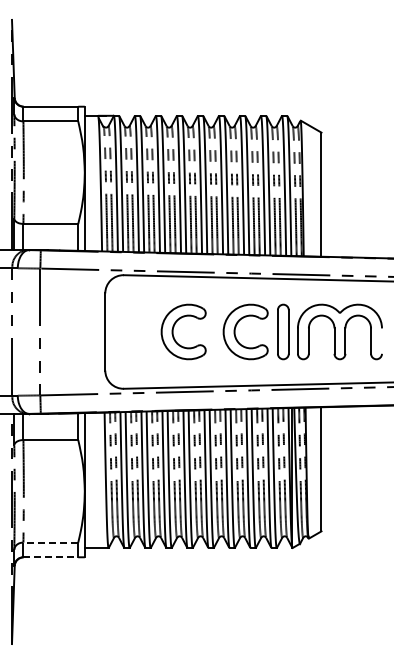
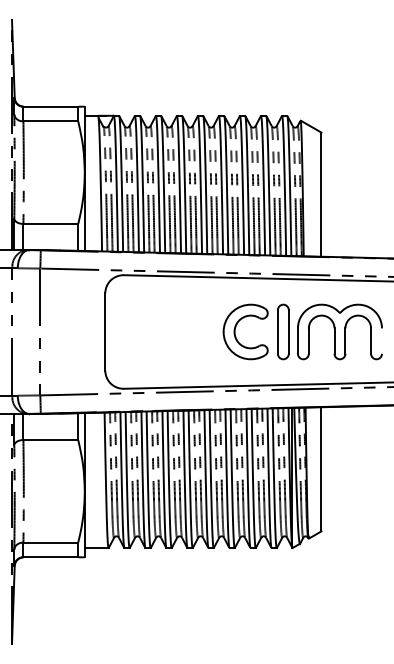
part: present -> none (174, 327)
line: dashed -> solid (50, 542)
line: dashed -> solid (51, 557)
